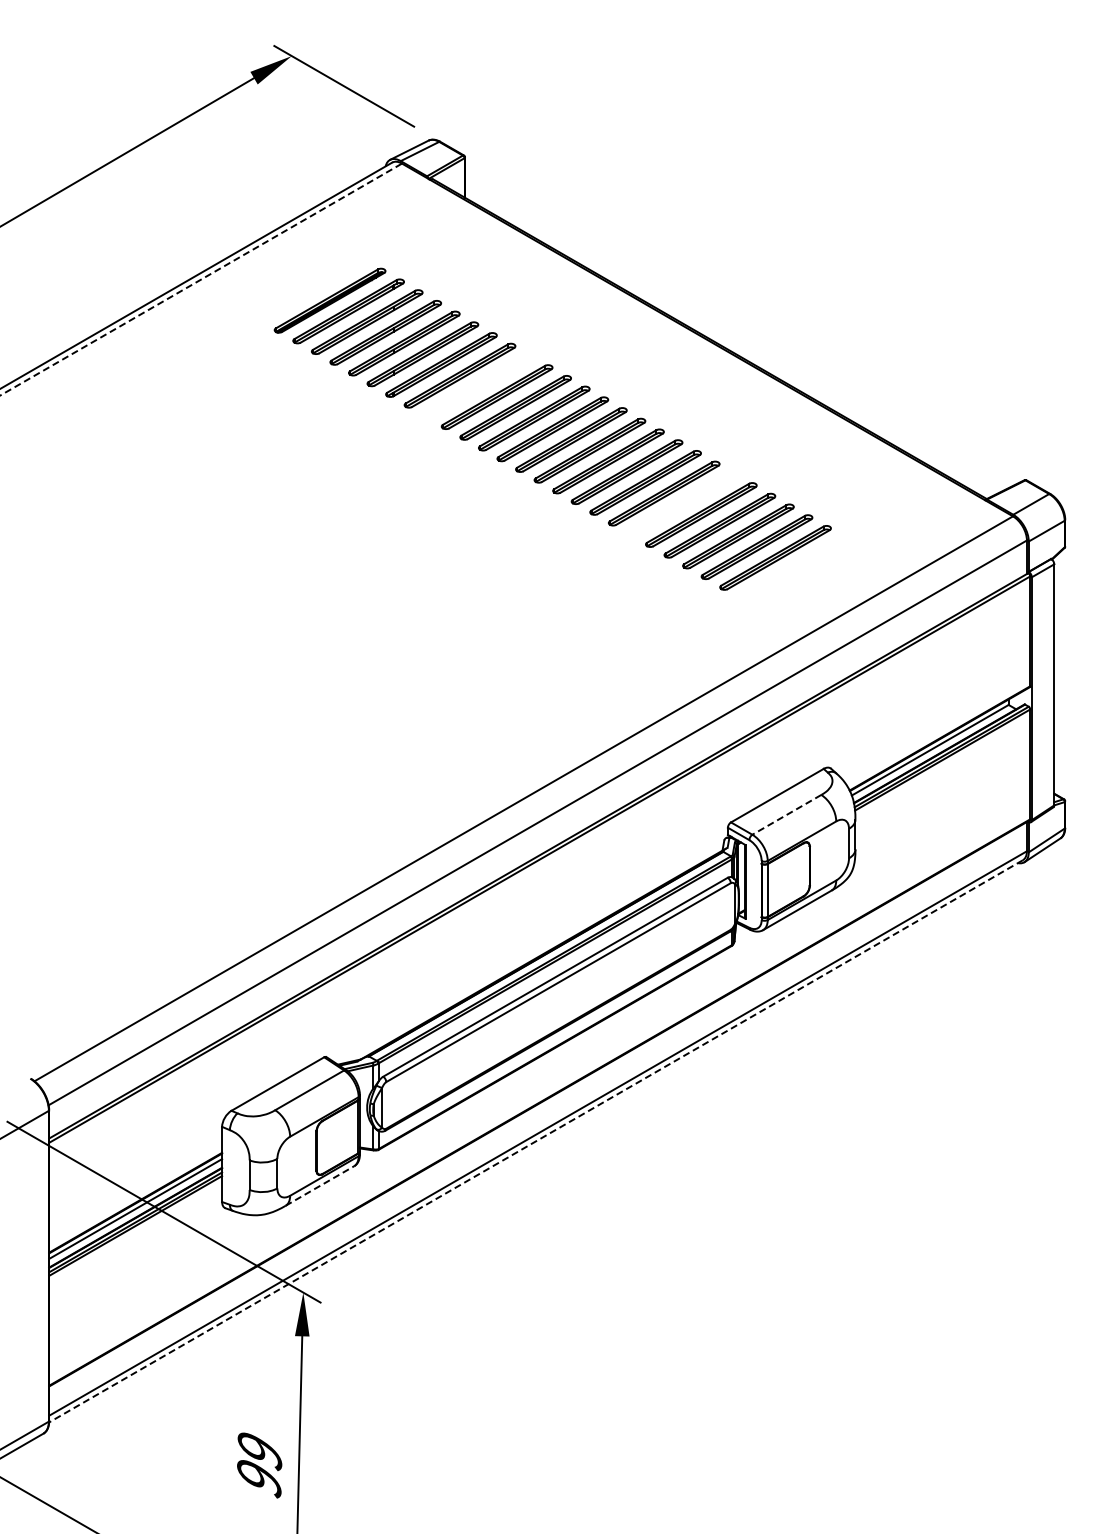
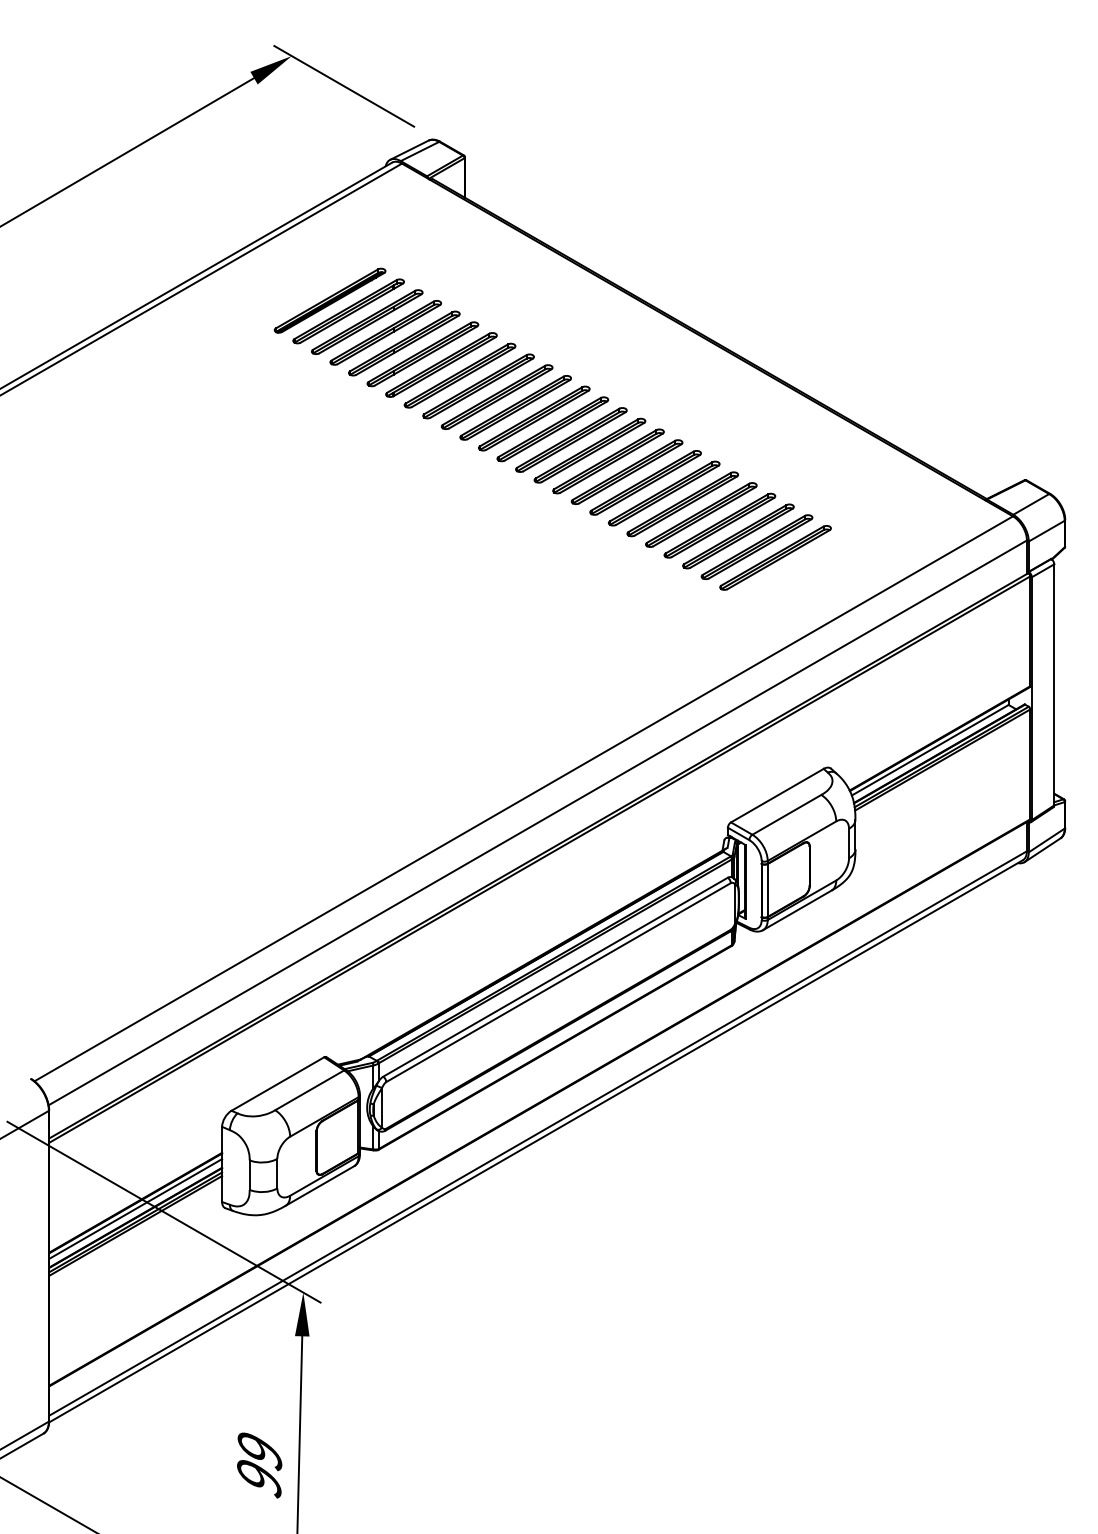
line: dashed -> solid (201, 279)
part: none -> present (478, 386)
part: none -> present (682, 504)
line: dashed -> solid (786, 814)
line: dashed -> solid (535, 1141)
line: dashed -> solid (319, 1186)
